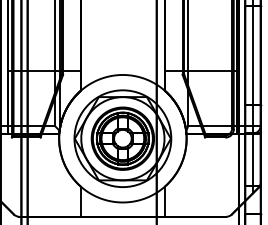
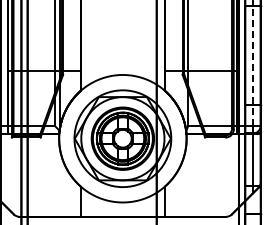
line: solid -> dashed (252, 63)
